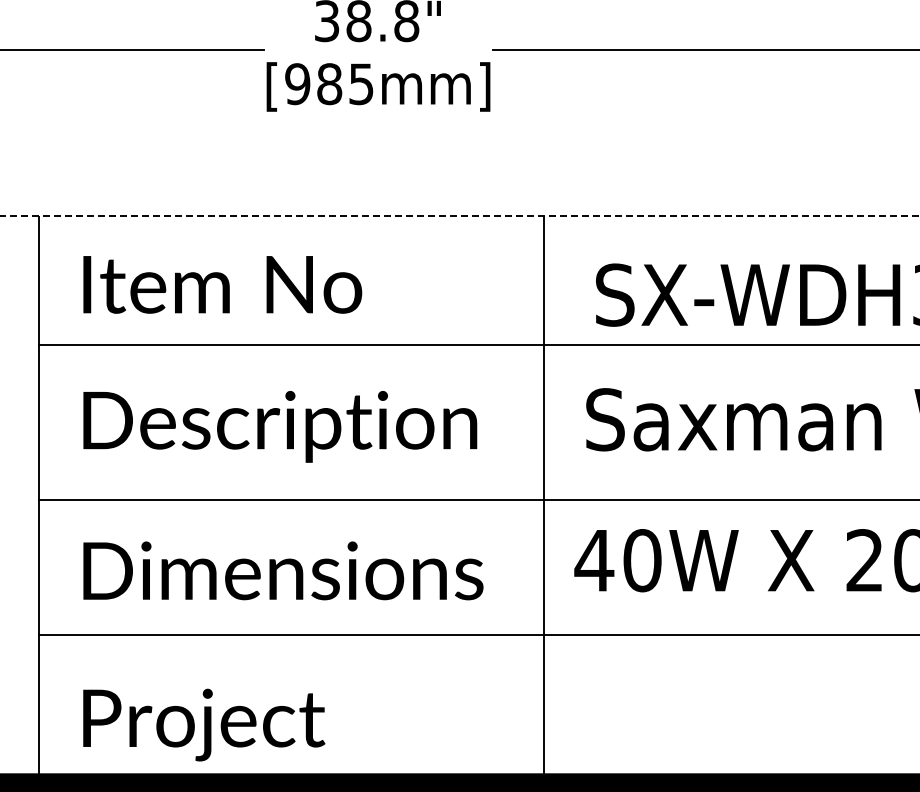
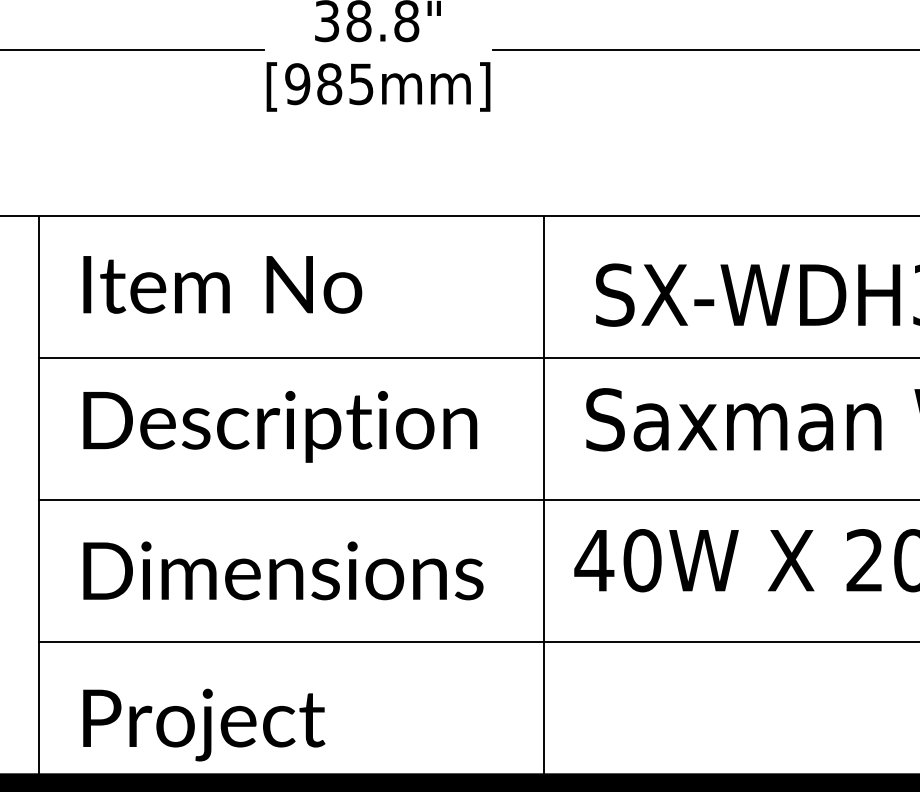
line: dashed -> solid (460, 216)
line position: (477, 345) -> (477, 358) (477, 358)
line position: (477, 635) -> (477, 642) (477, 642)
